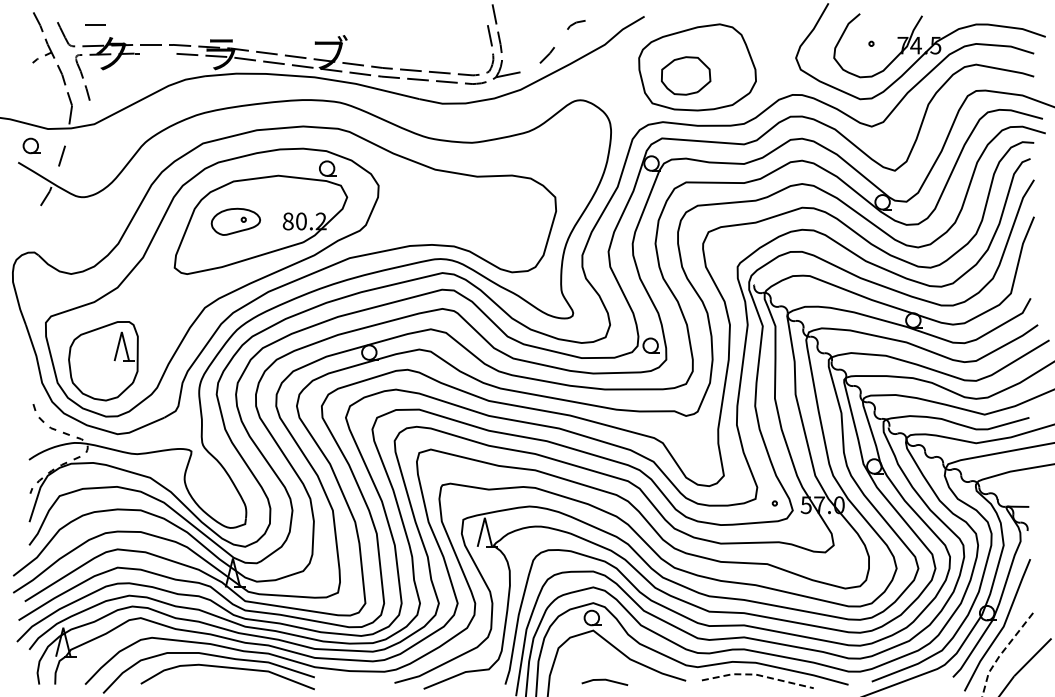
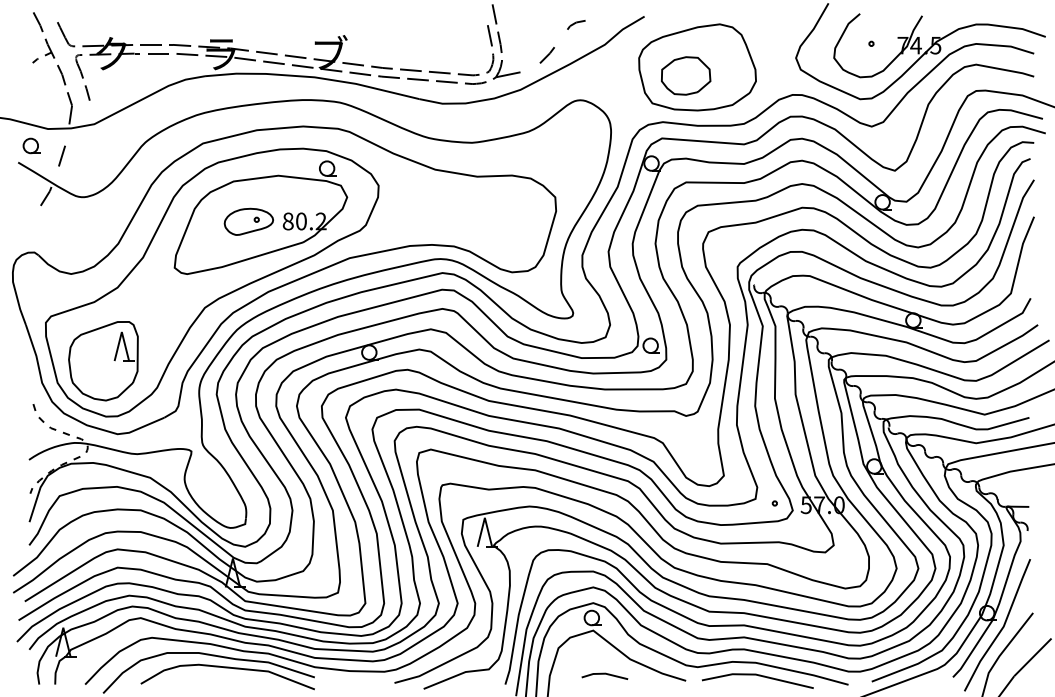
line position: (95, 24) -> (158, 53) (158, 53)
part position: (235, 221) -> (248, 221) (248, 221)
line: dashed -> solid (1001, 653)
line: dashed -> solid (756, 674)
line position: (604, 680) -> (604, 674) (604, 674)
